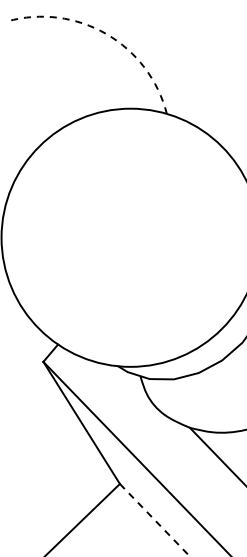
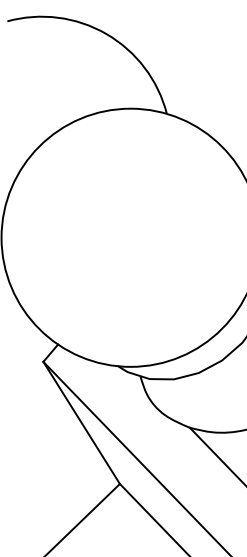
arc: dashed -> solid (106, 34)
line: dashed -> solid (155, 520)
